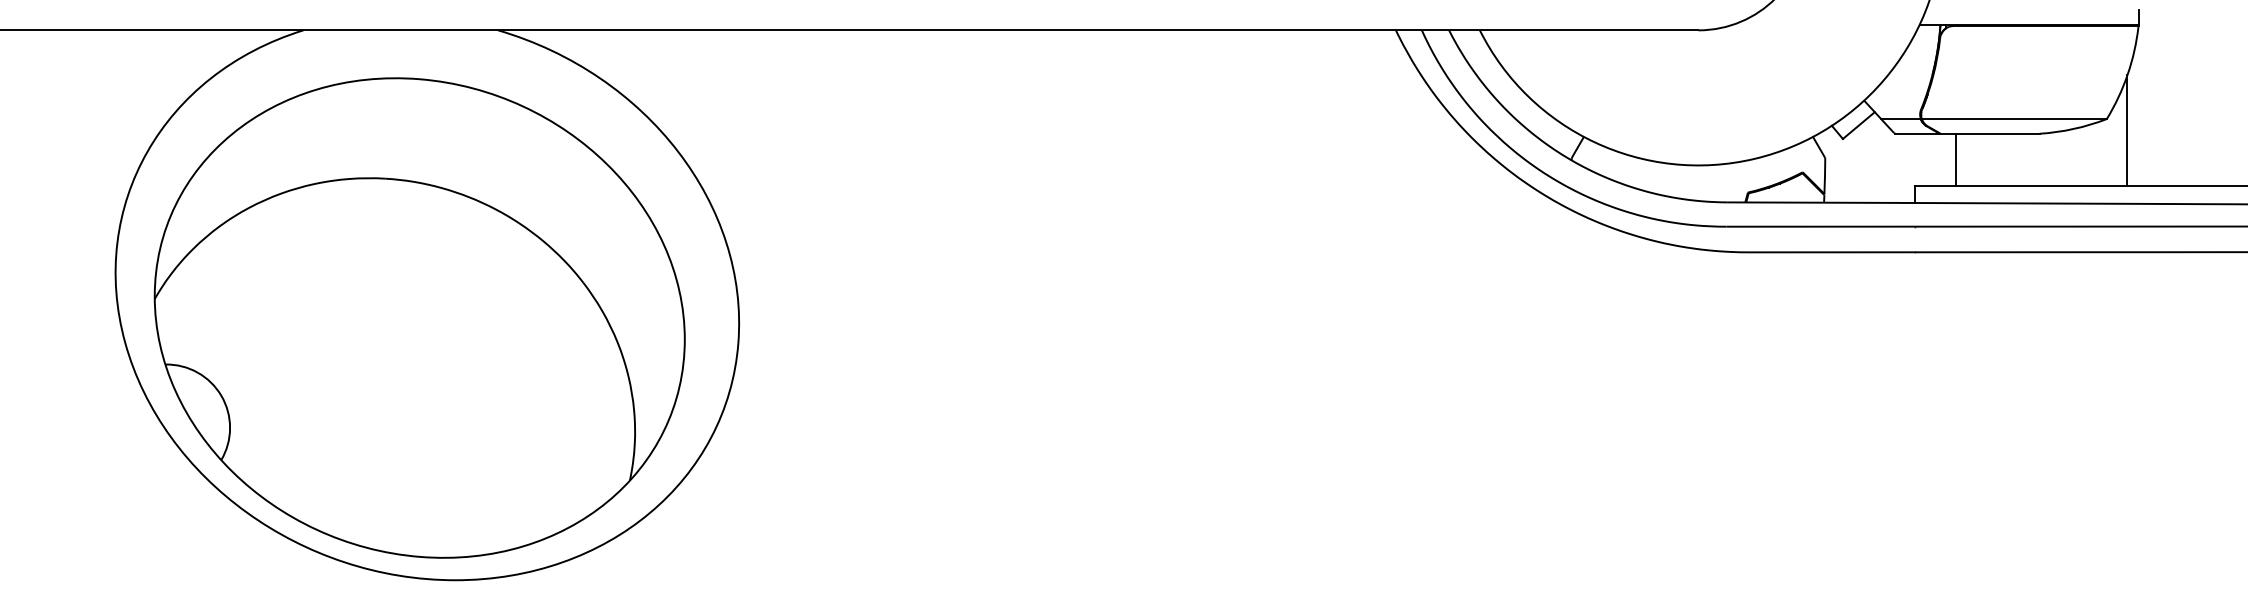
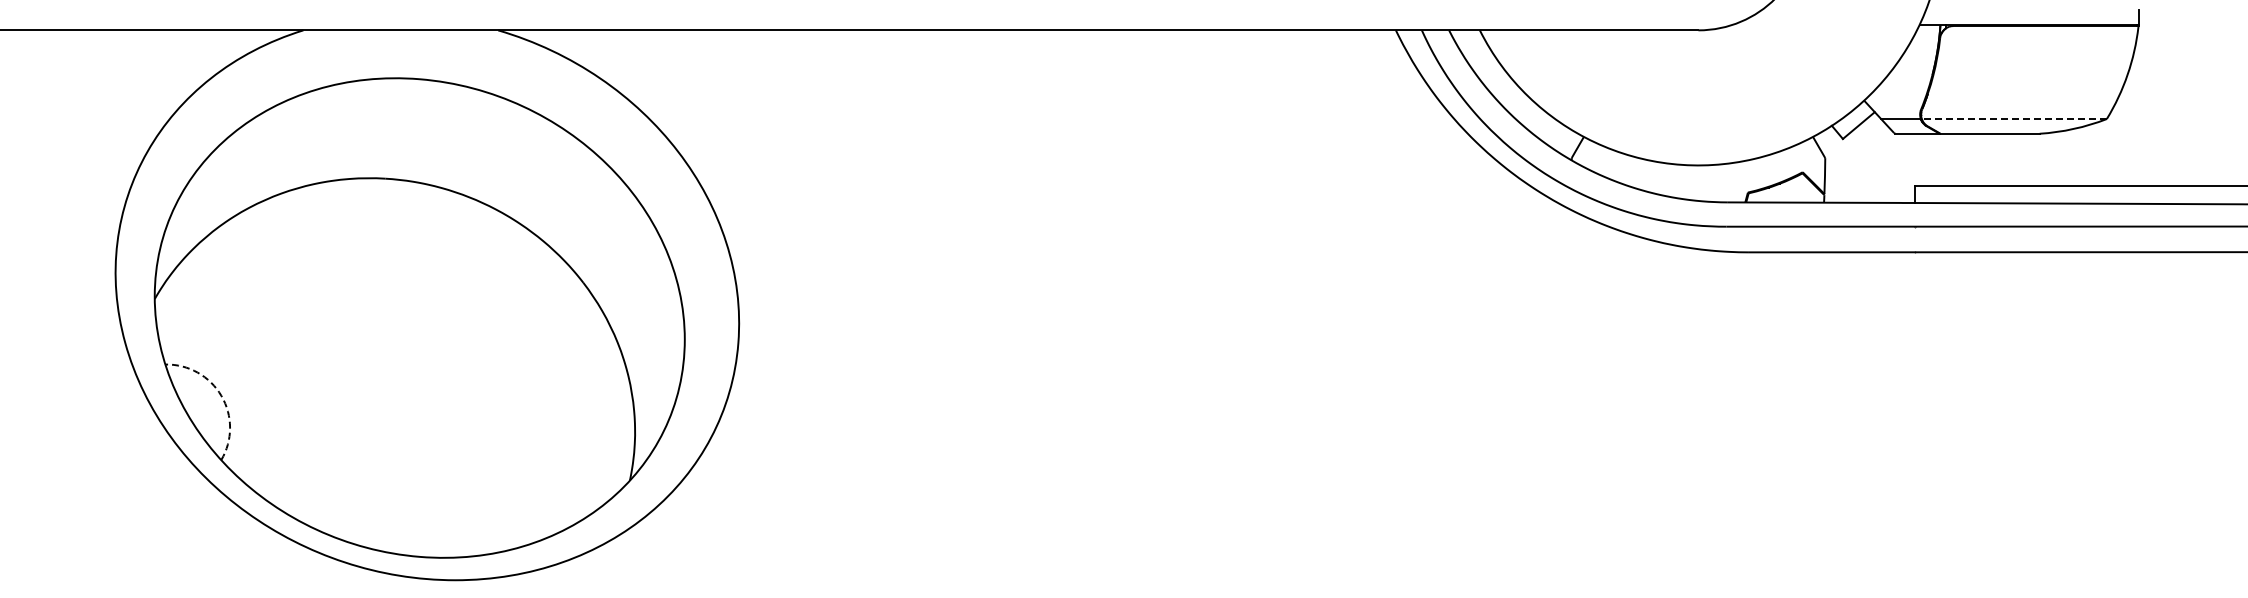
line: solid -> dashed (2014, 119)
line: present -> none (2127, 130)
line: present -> none (1955, 159)
arc: solid -> dashed (221, 395)
